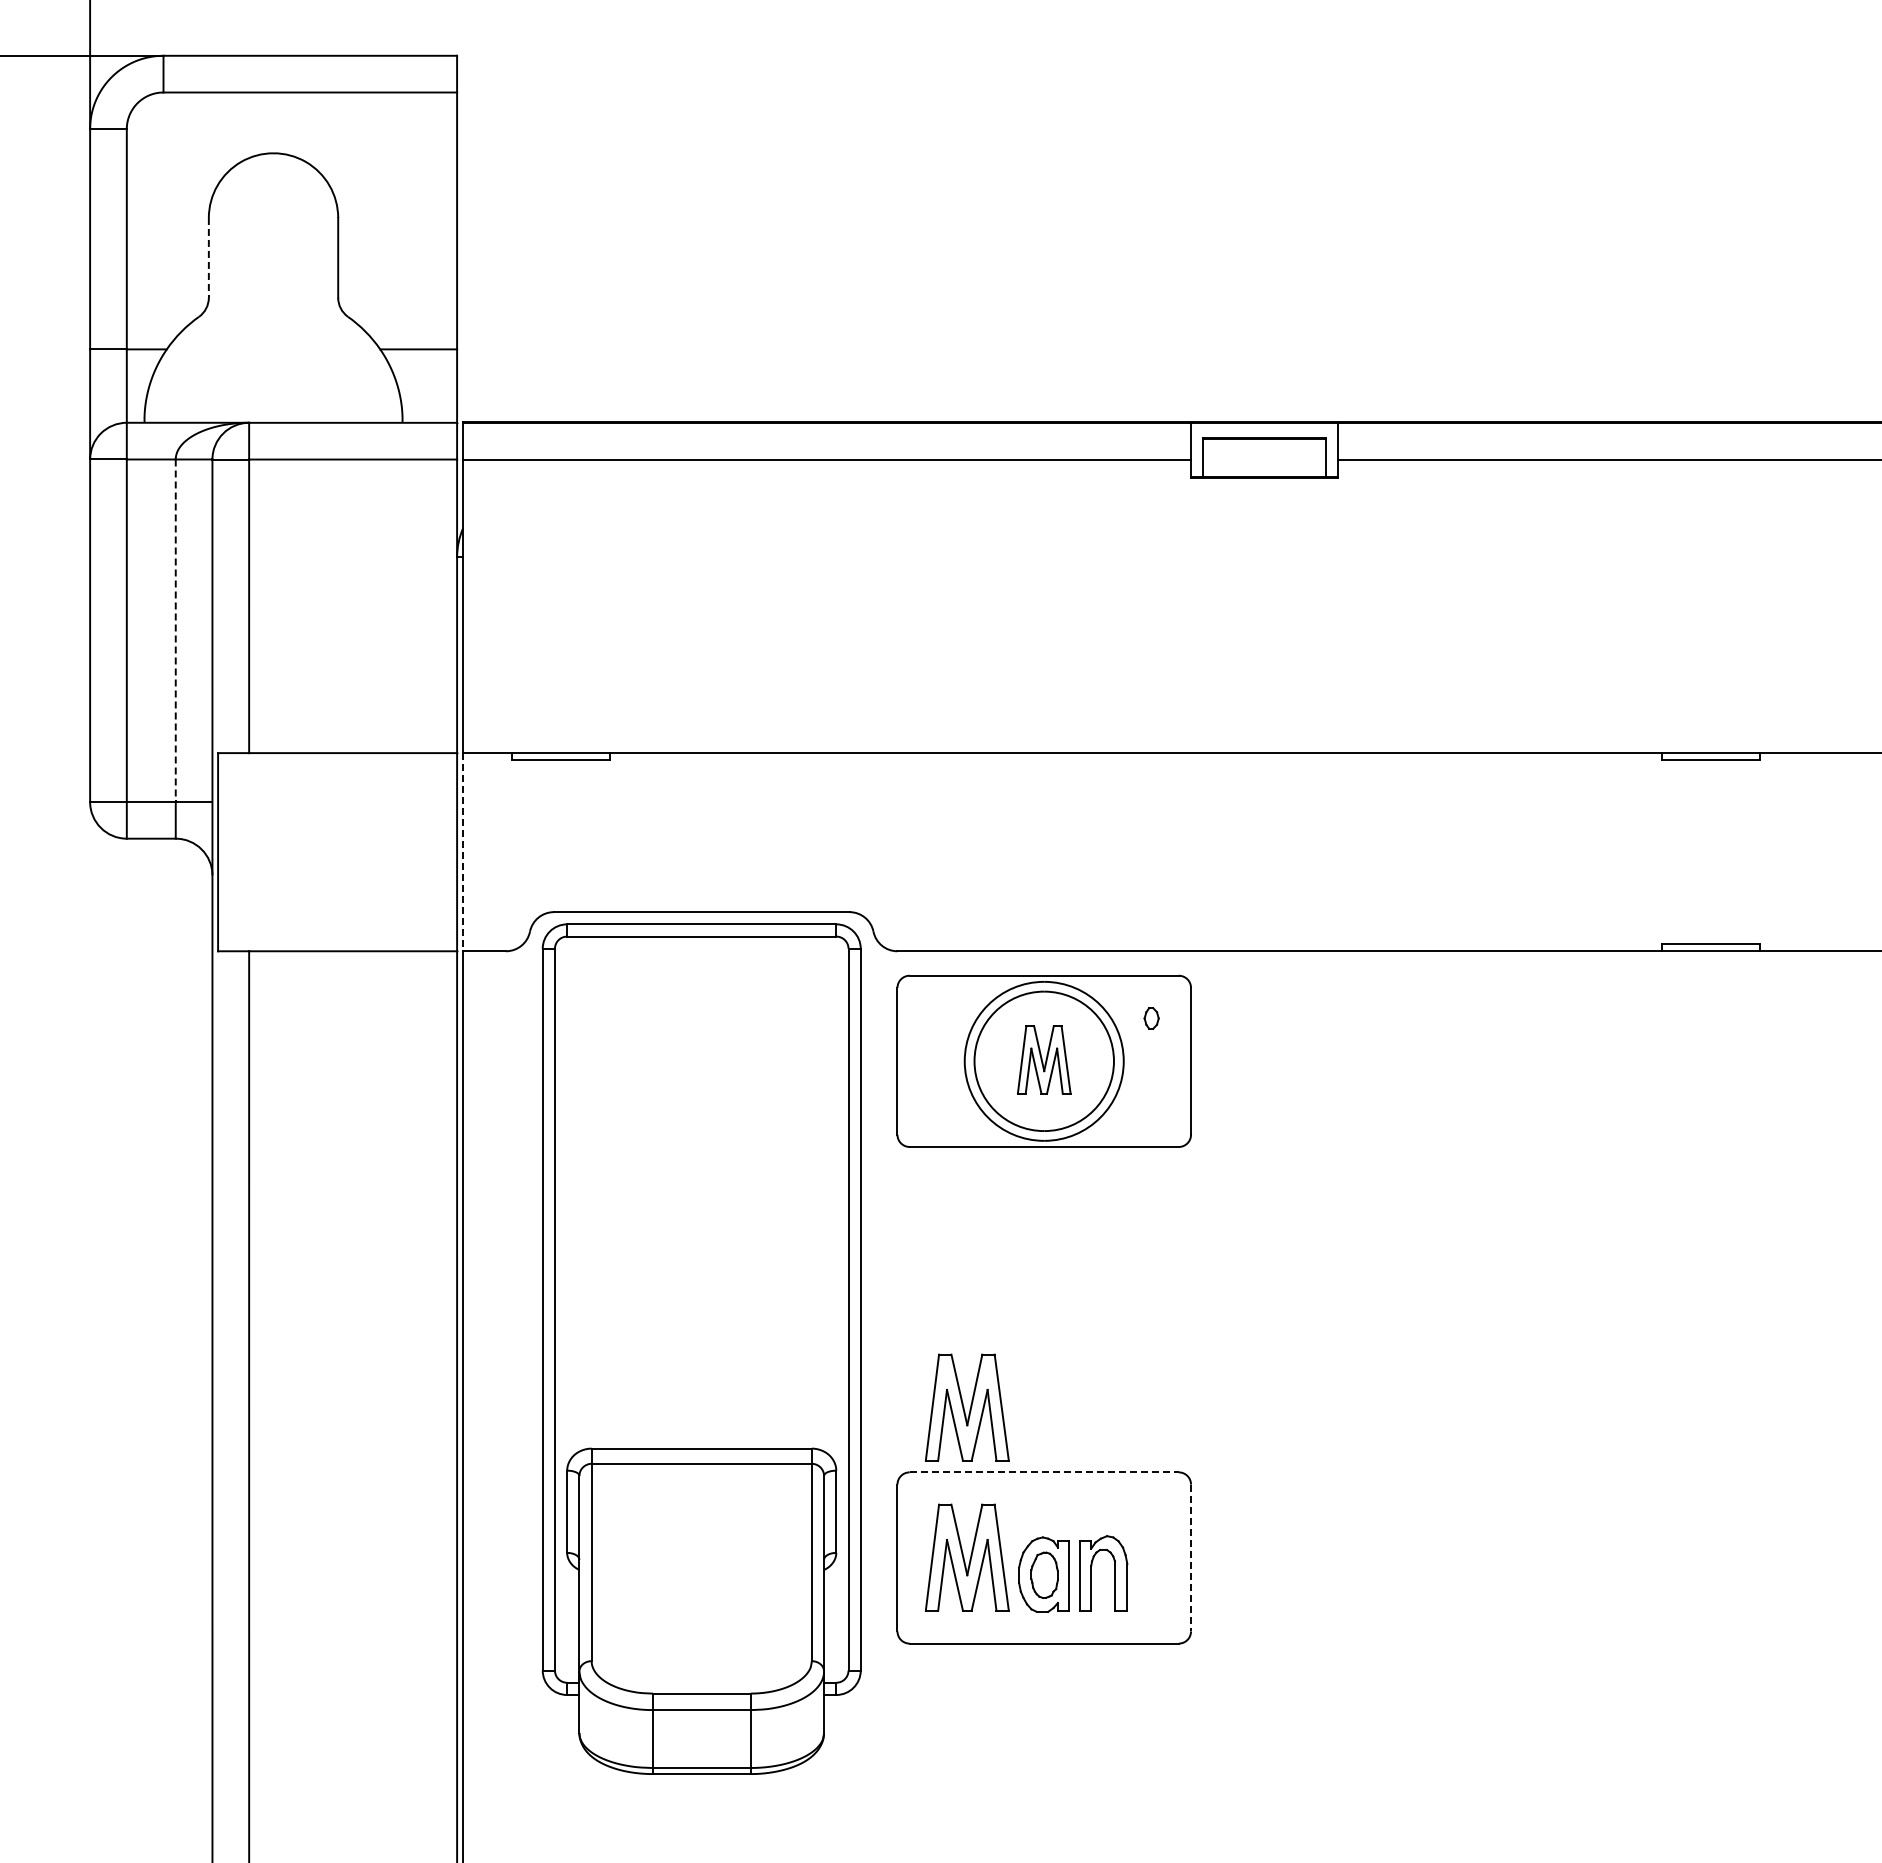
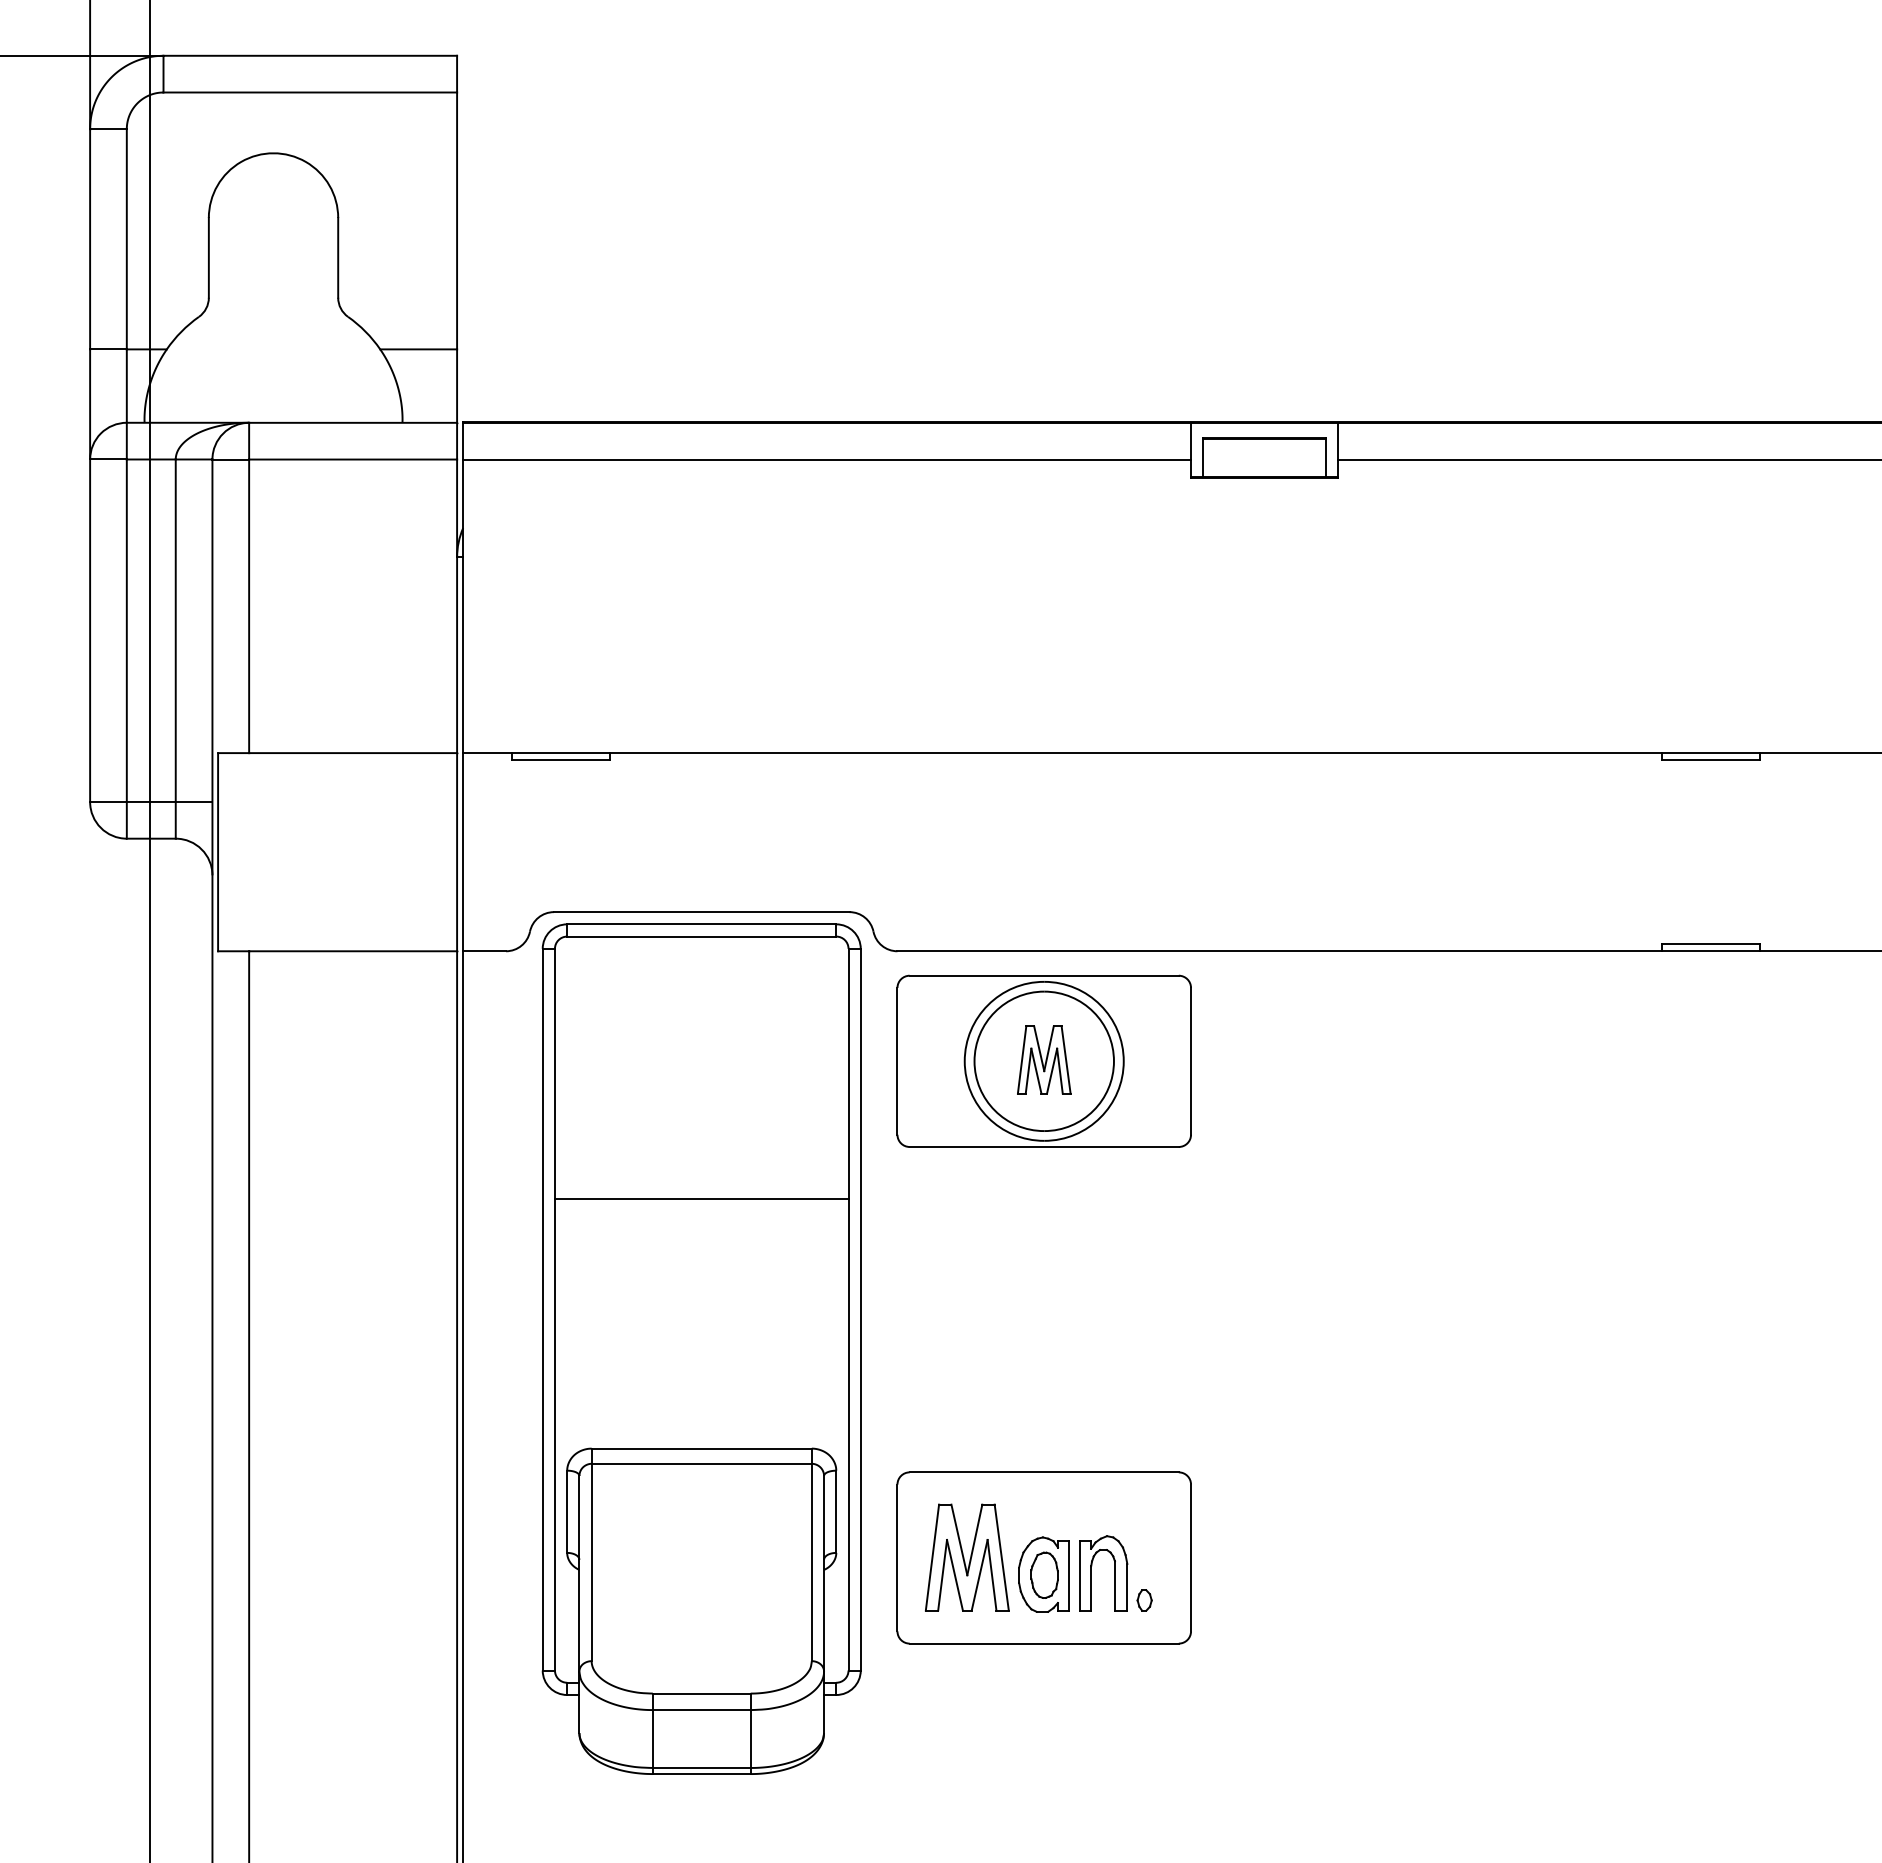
line: dashed -> solid (208, 257)
line: dashed -> solid (175, 631)
line: dashed -> solid (463, 852)
line: none -> present (149, 930)
part position: (1151, 1018) -> (1144, 1600) (1144, 1600)
line: none -> present (701, 1198)
part: present -> none (967, 1407)
line: dashed -> solid (1044, 1472)
line: dashed -> solid (1191, 1558)
